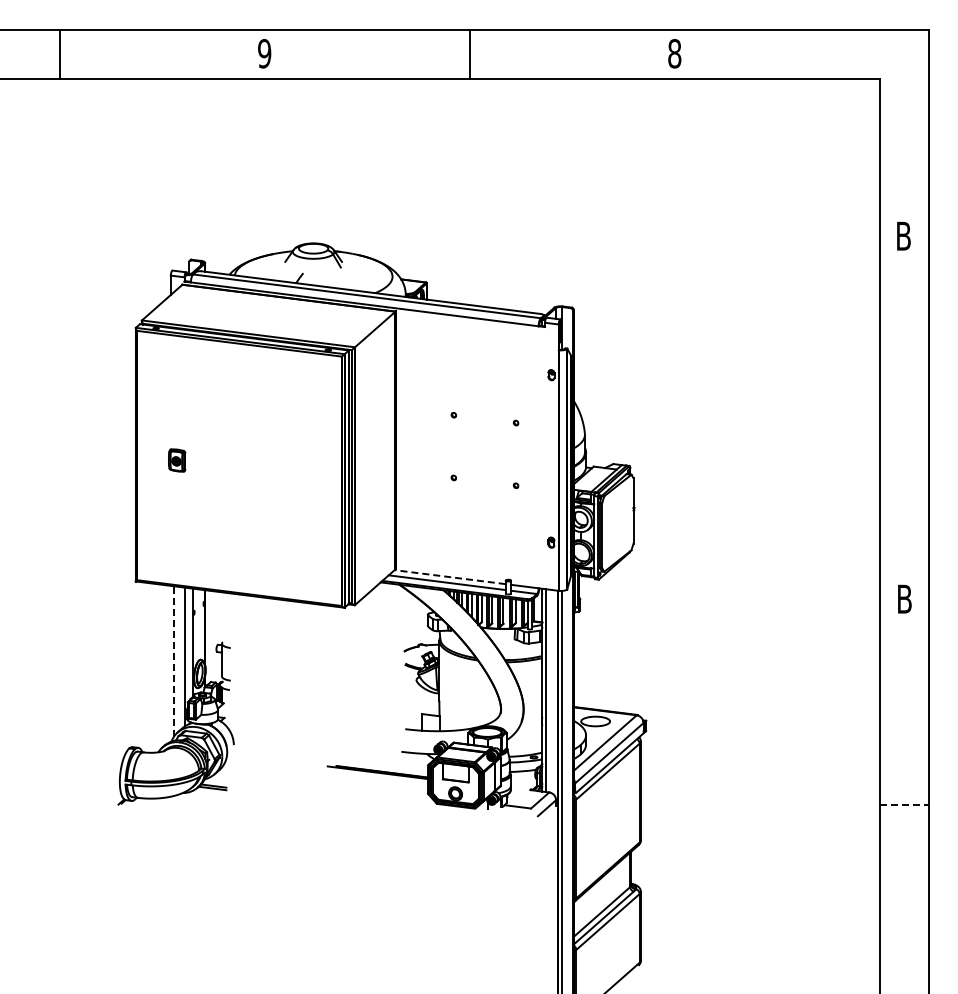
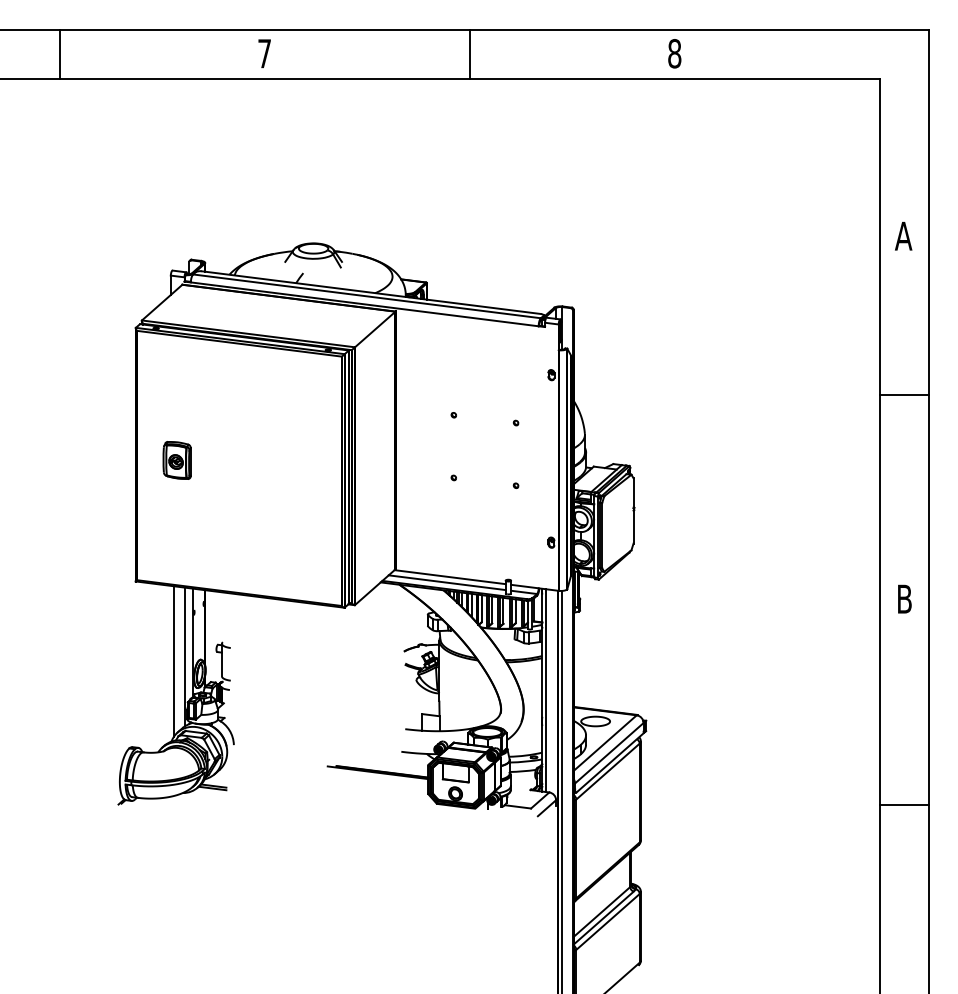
text: 9 -> 7 (264, 53)
text: B -> A (903, 235)
line: none -> present (904, 394)
part size: 19x25 px -> 30x39 px (176, 460)
line: dashed -> solid (450, 577)
line: dashed -> solid (173, 660)
line: dashed -> solid (904, 804)
